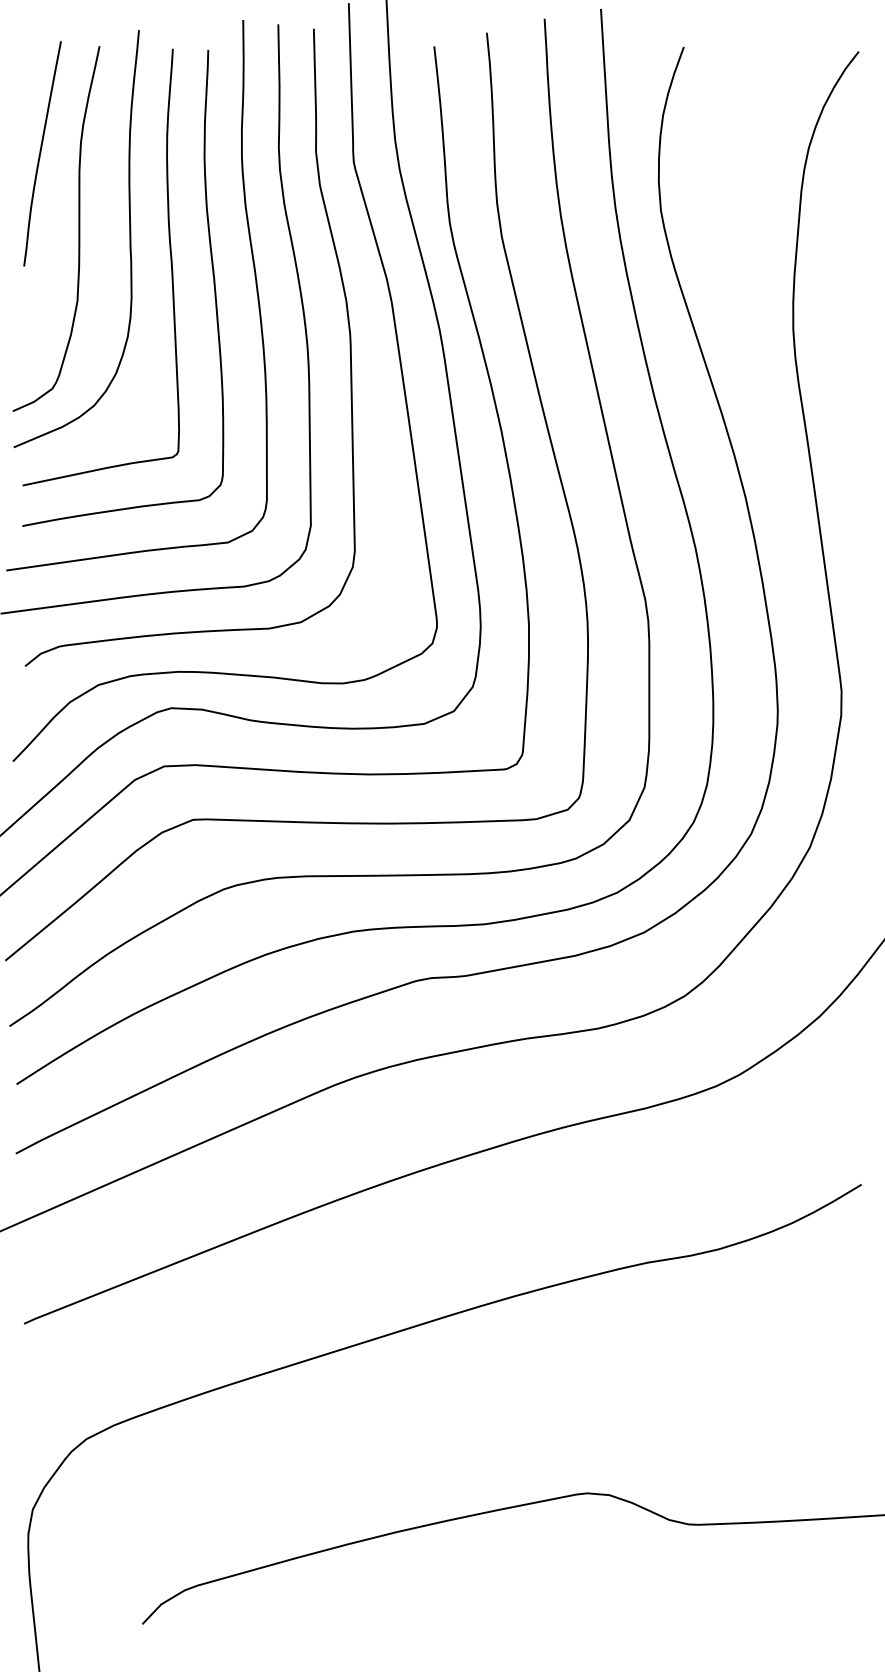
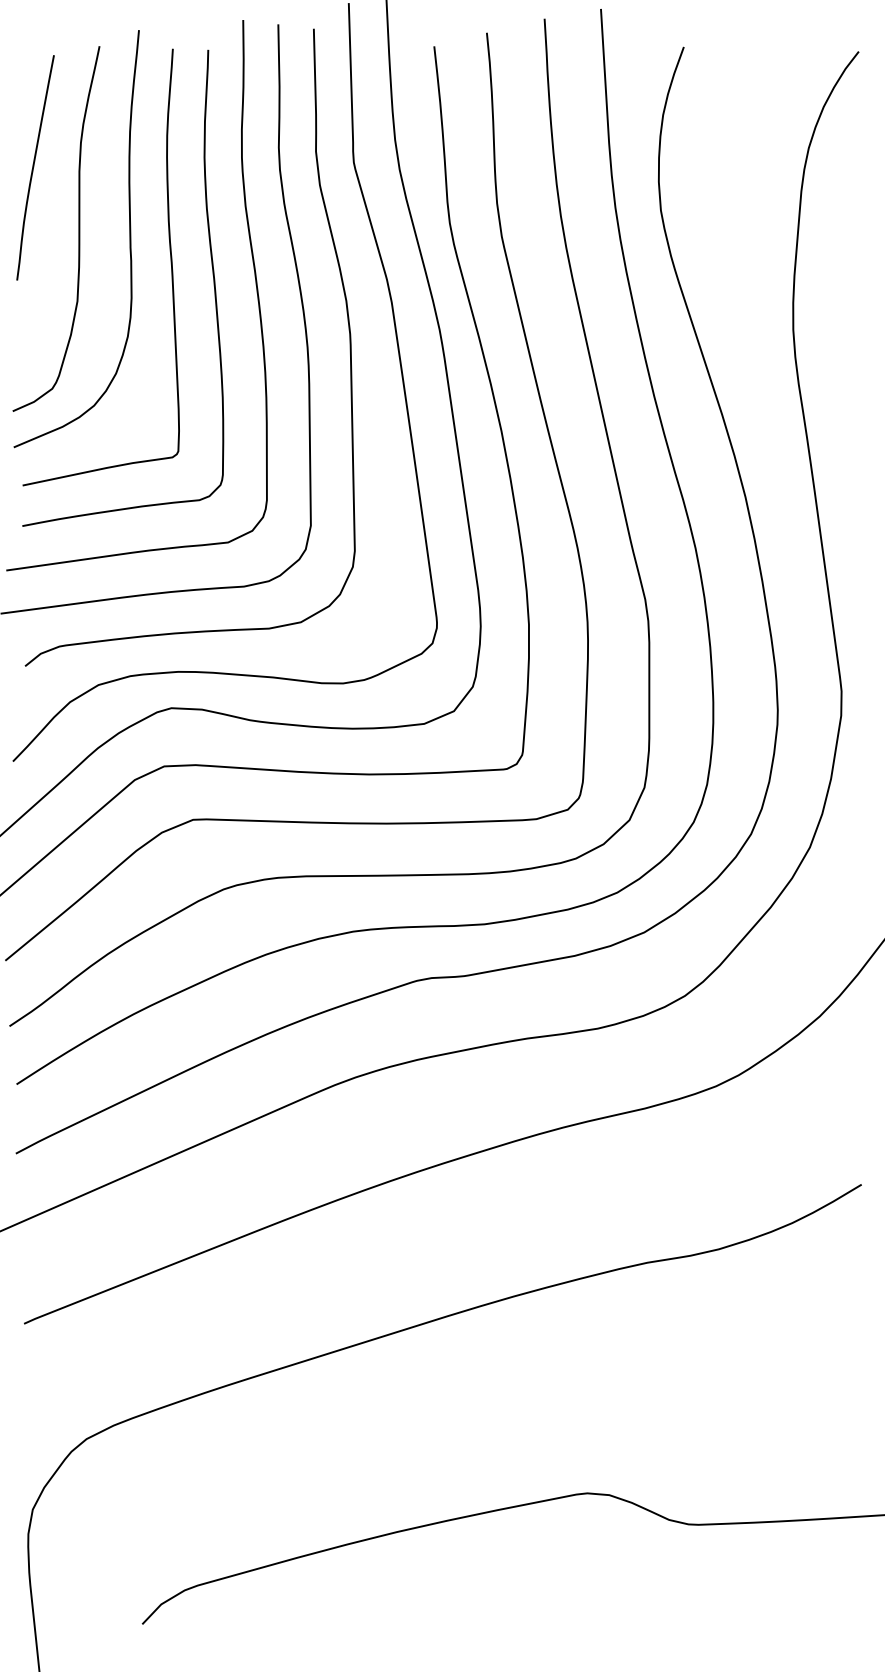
curve position: (41, 153) -> (34, 167) (34, 167)
